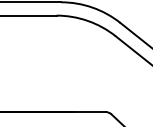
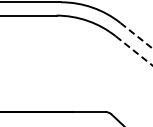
line: solid -> dashed (136, 36)
line: solid -> dashed (134, 51)
